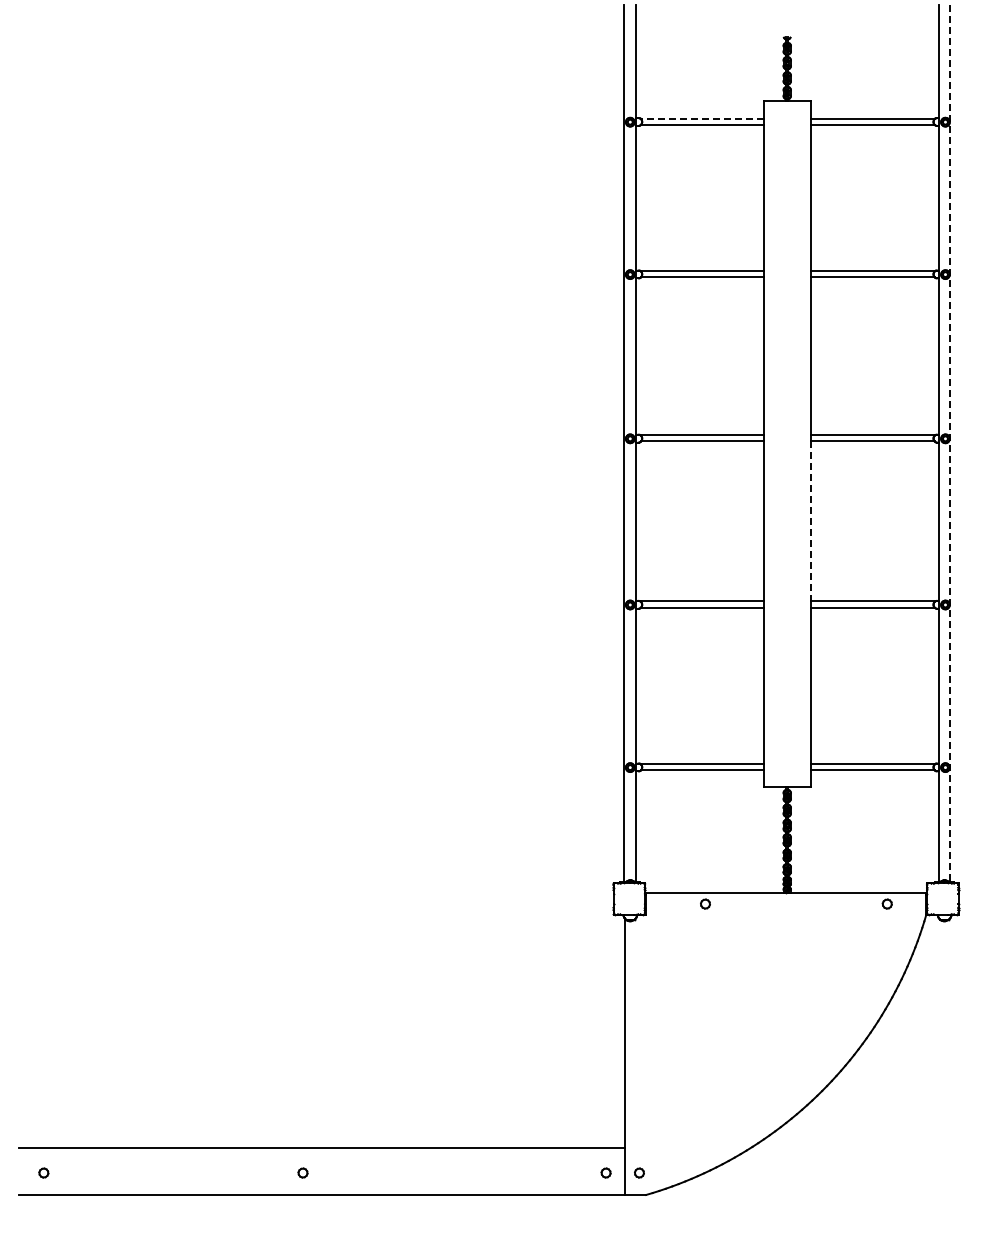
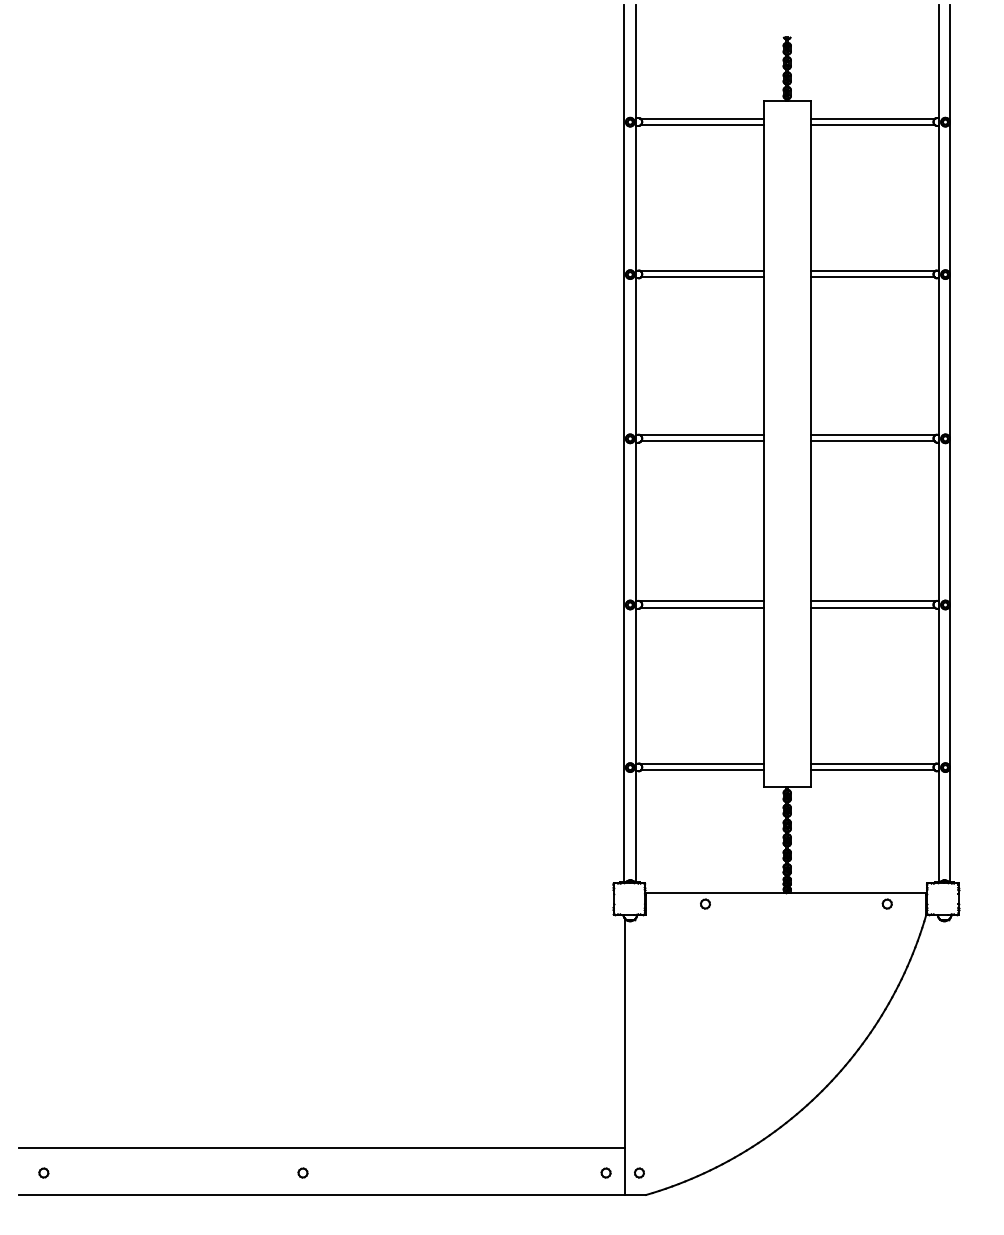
line: dashed -> solid (702, 118)
line: dashed -> solid (950, 444)
line: dashed -> solid (810, 521)
